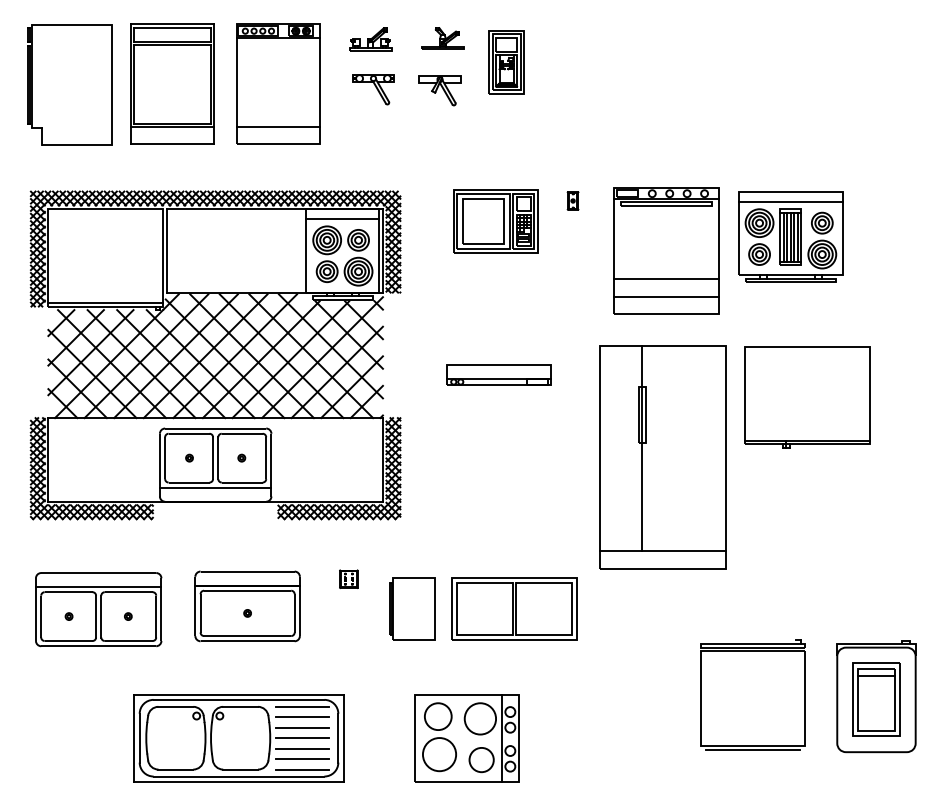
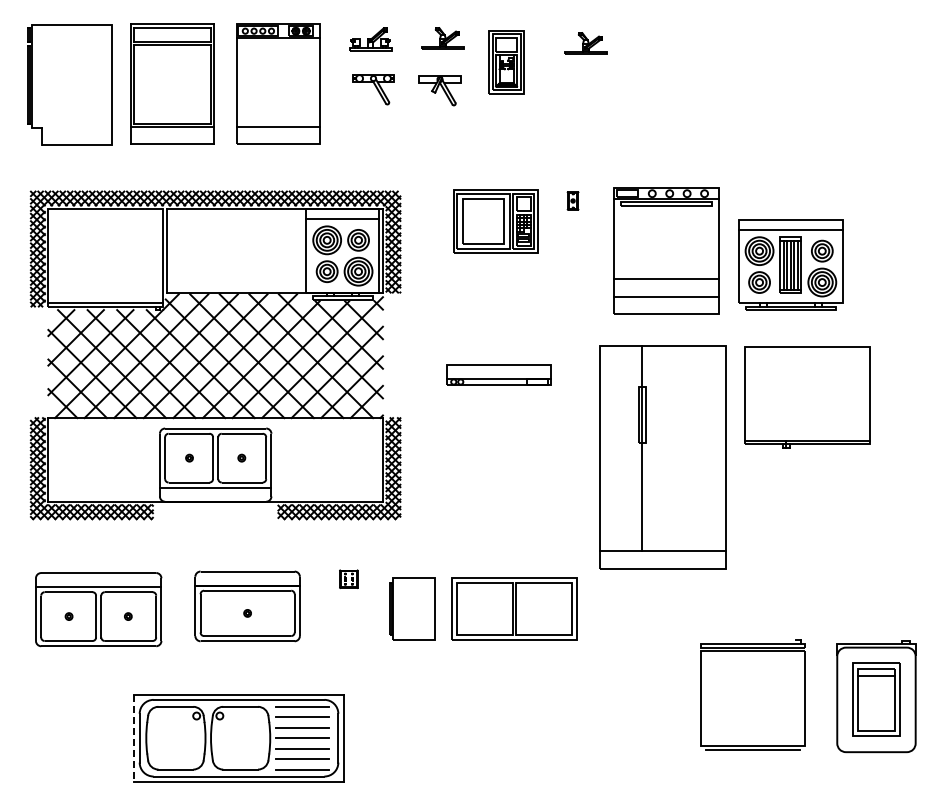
part: none -> present (585, 43)
part position: (790, 236) -> (790, 264) (790, 264)
line: solid -> dashed (134, 738)
part: present -> none (466, 738)
